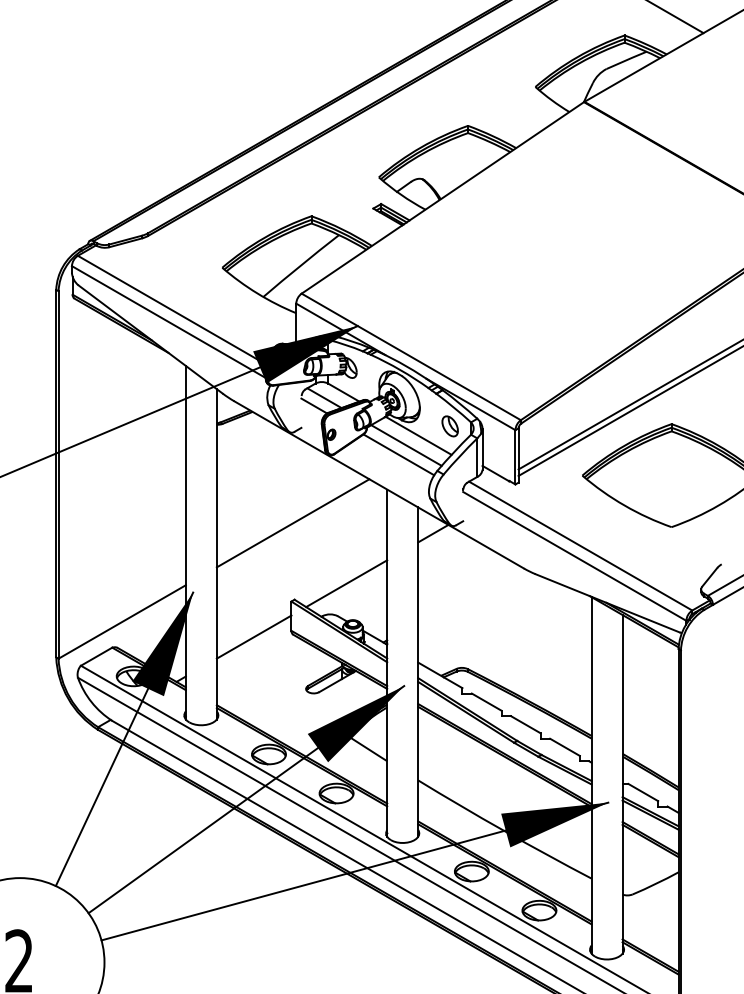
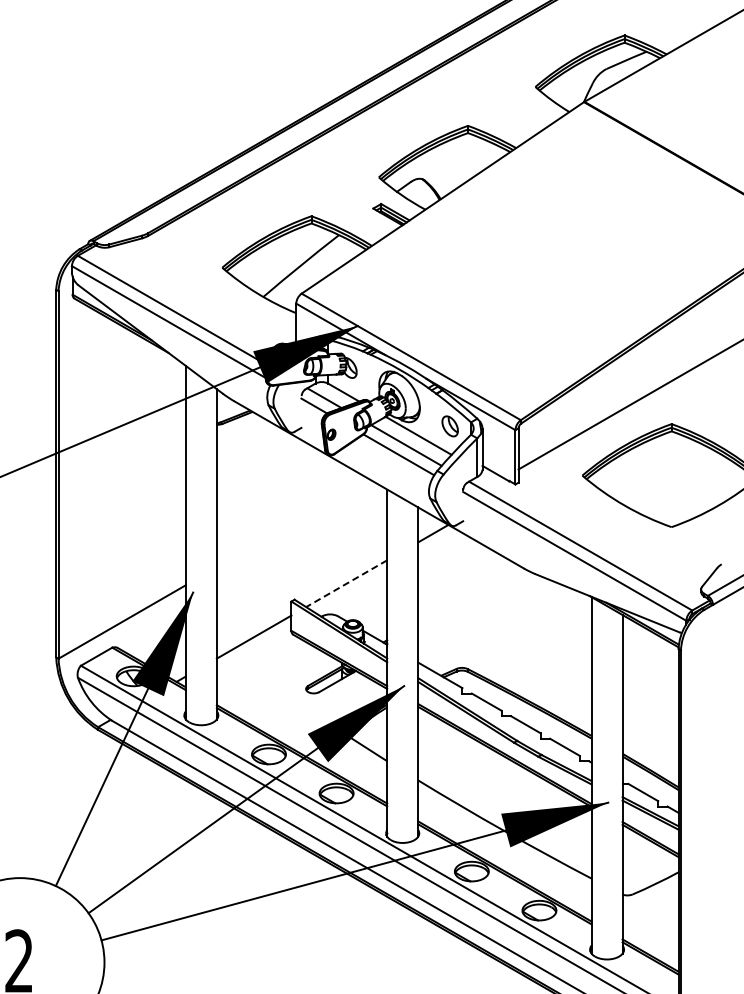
line: present -> none (676, 17)
line: present -> none (629, 411)
line: present -> none (292, 523)
line: solid -> dashed (346, 583)
